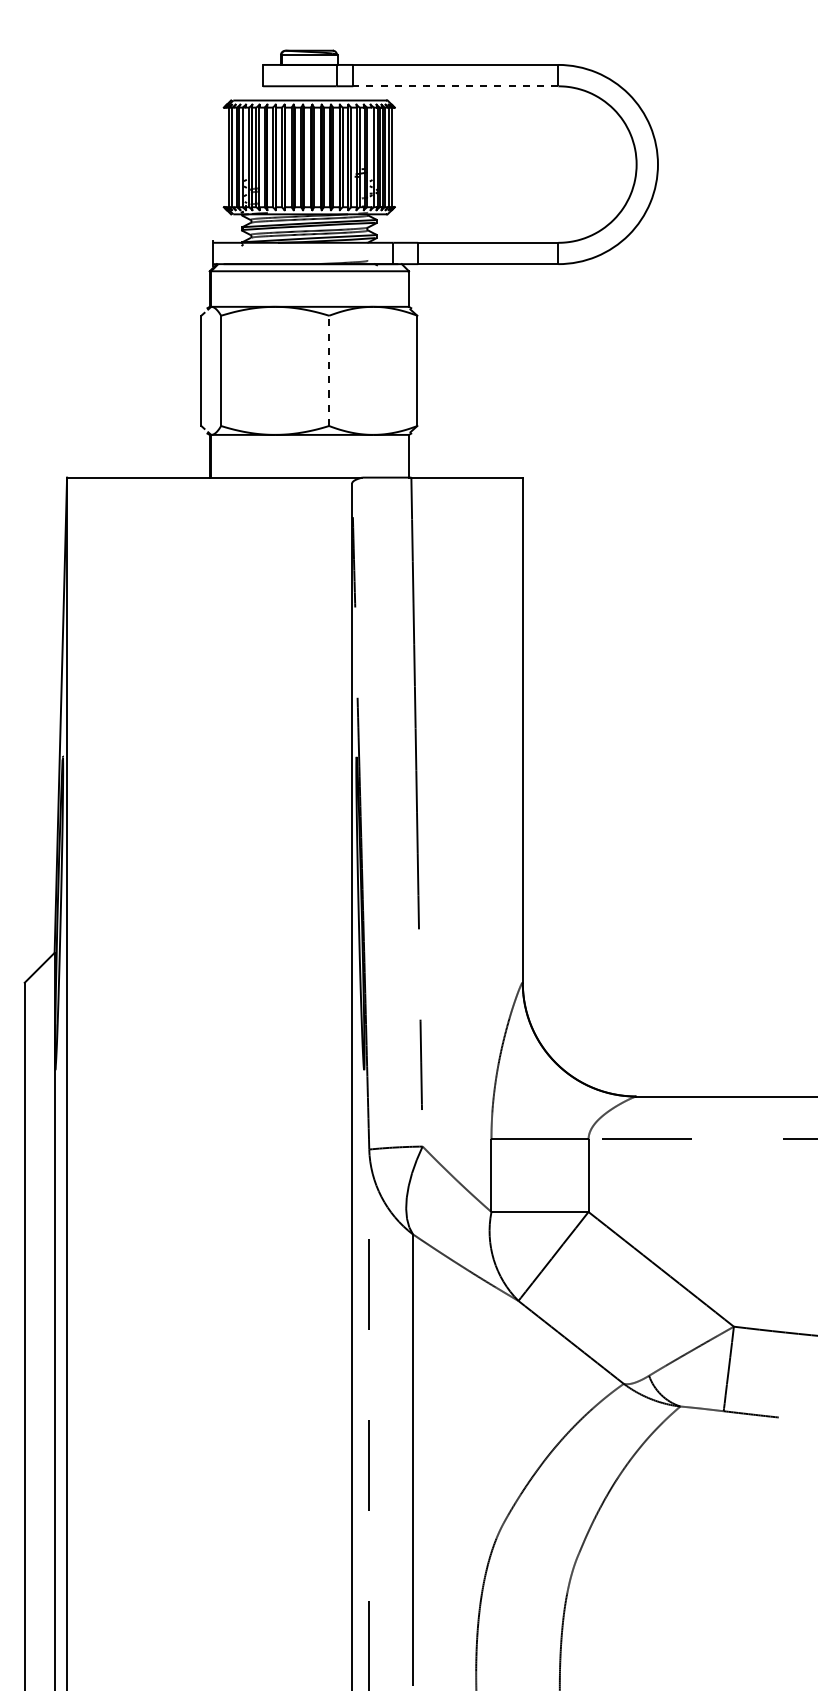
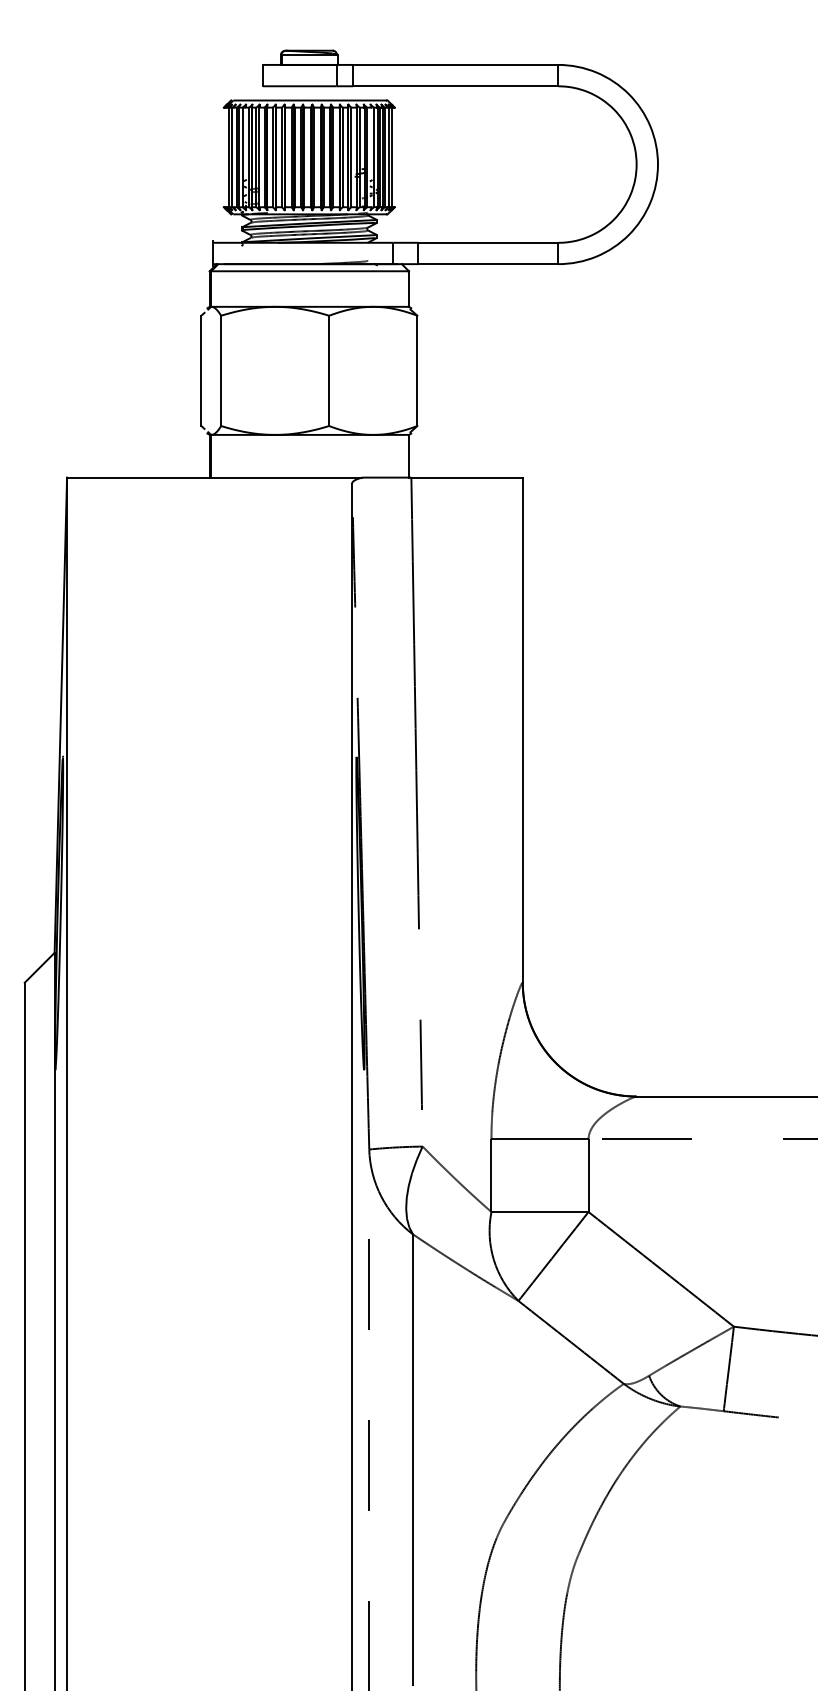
line: dashed -> solid (455, 86)
line: dashed -> solid (329, 370)
